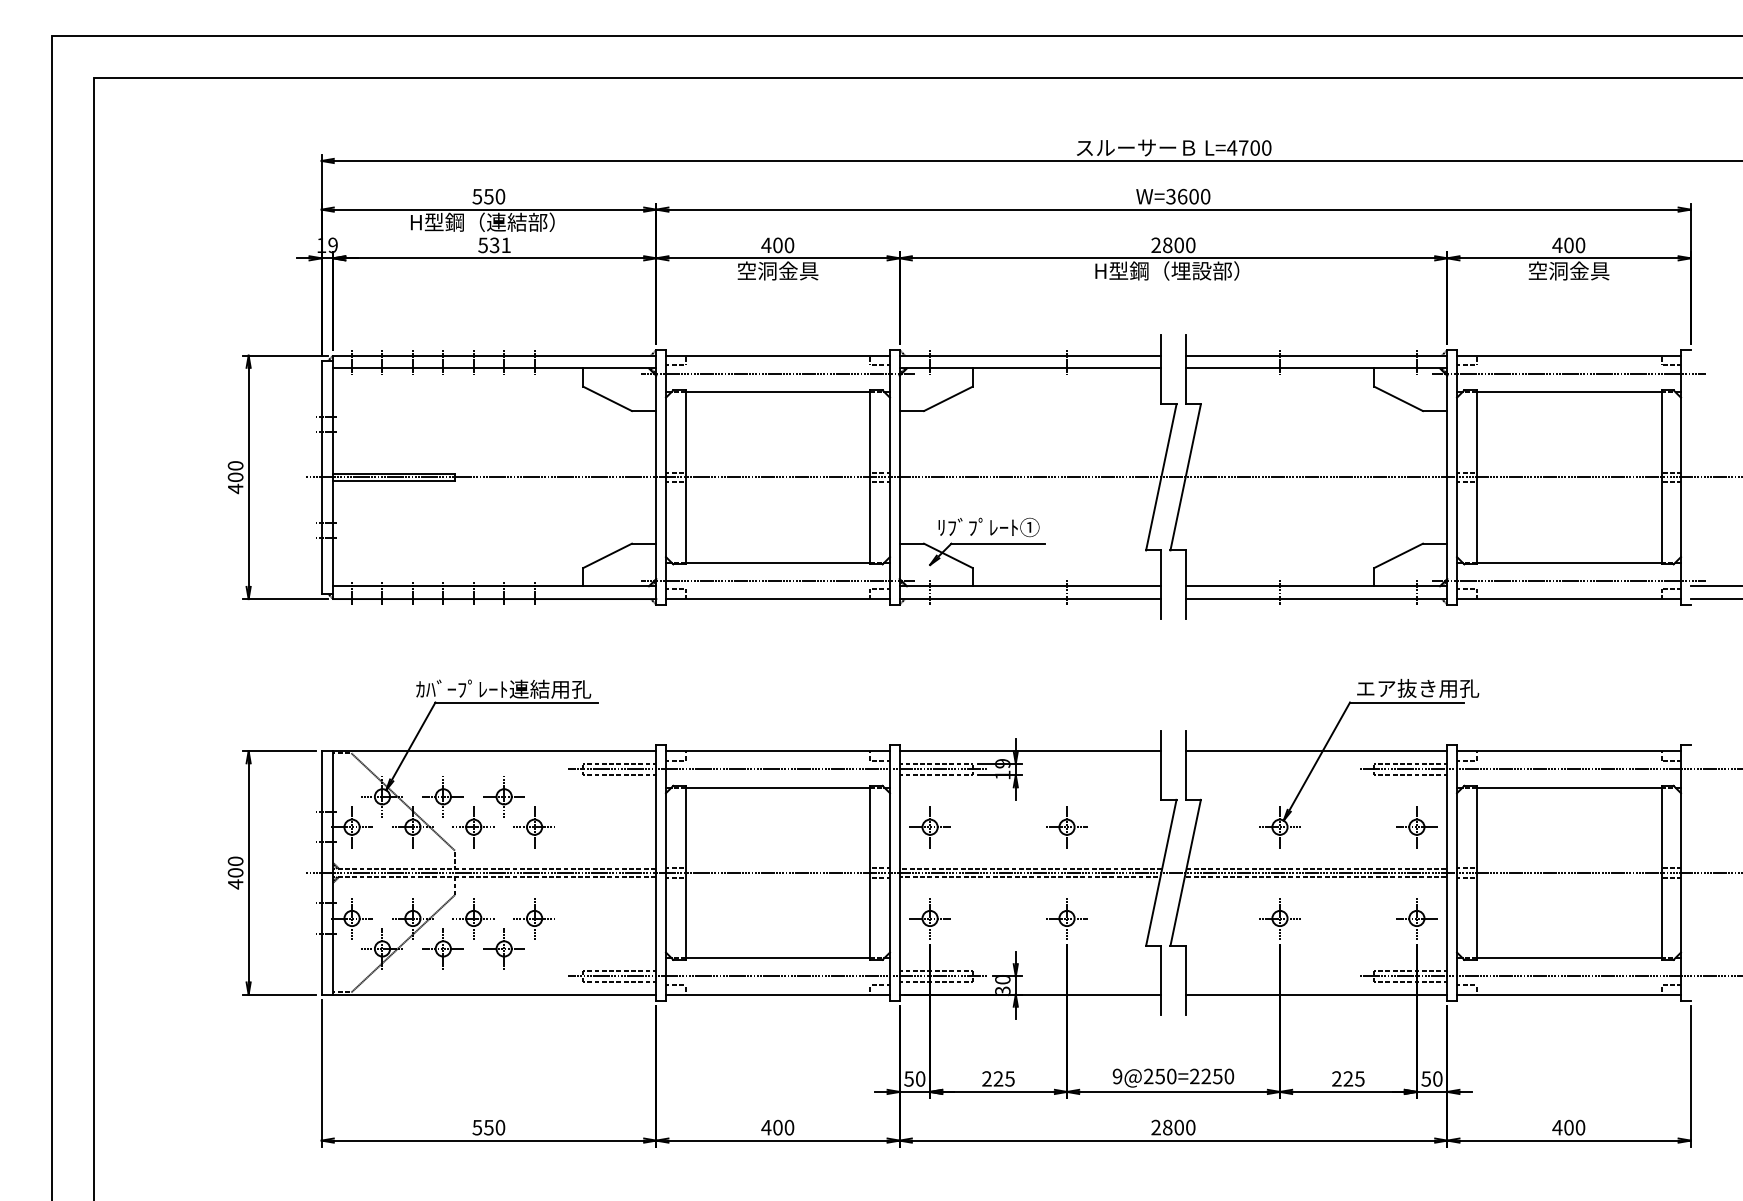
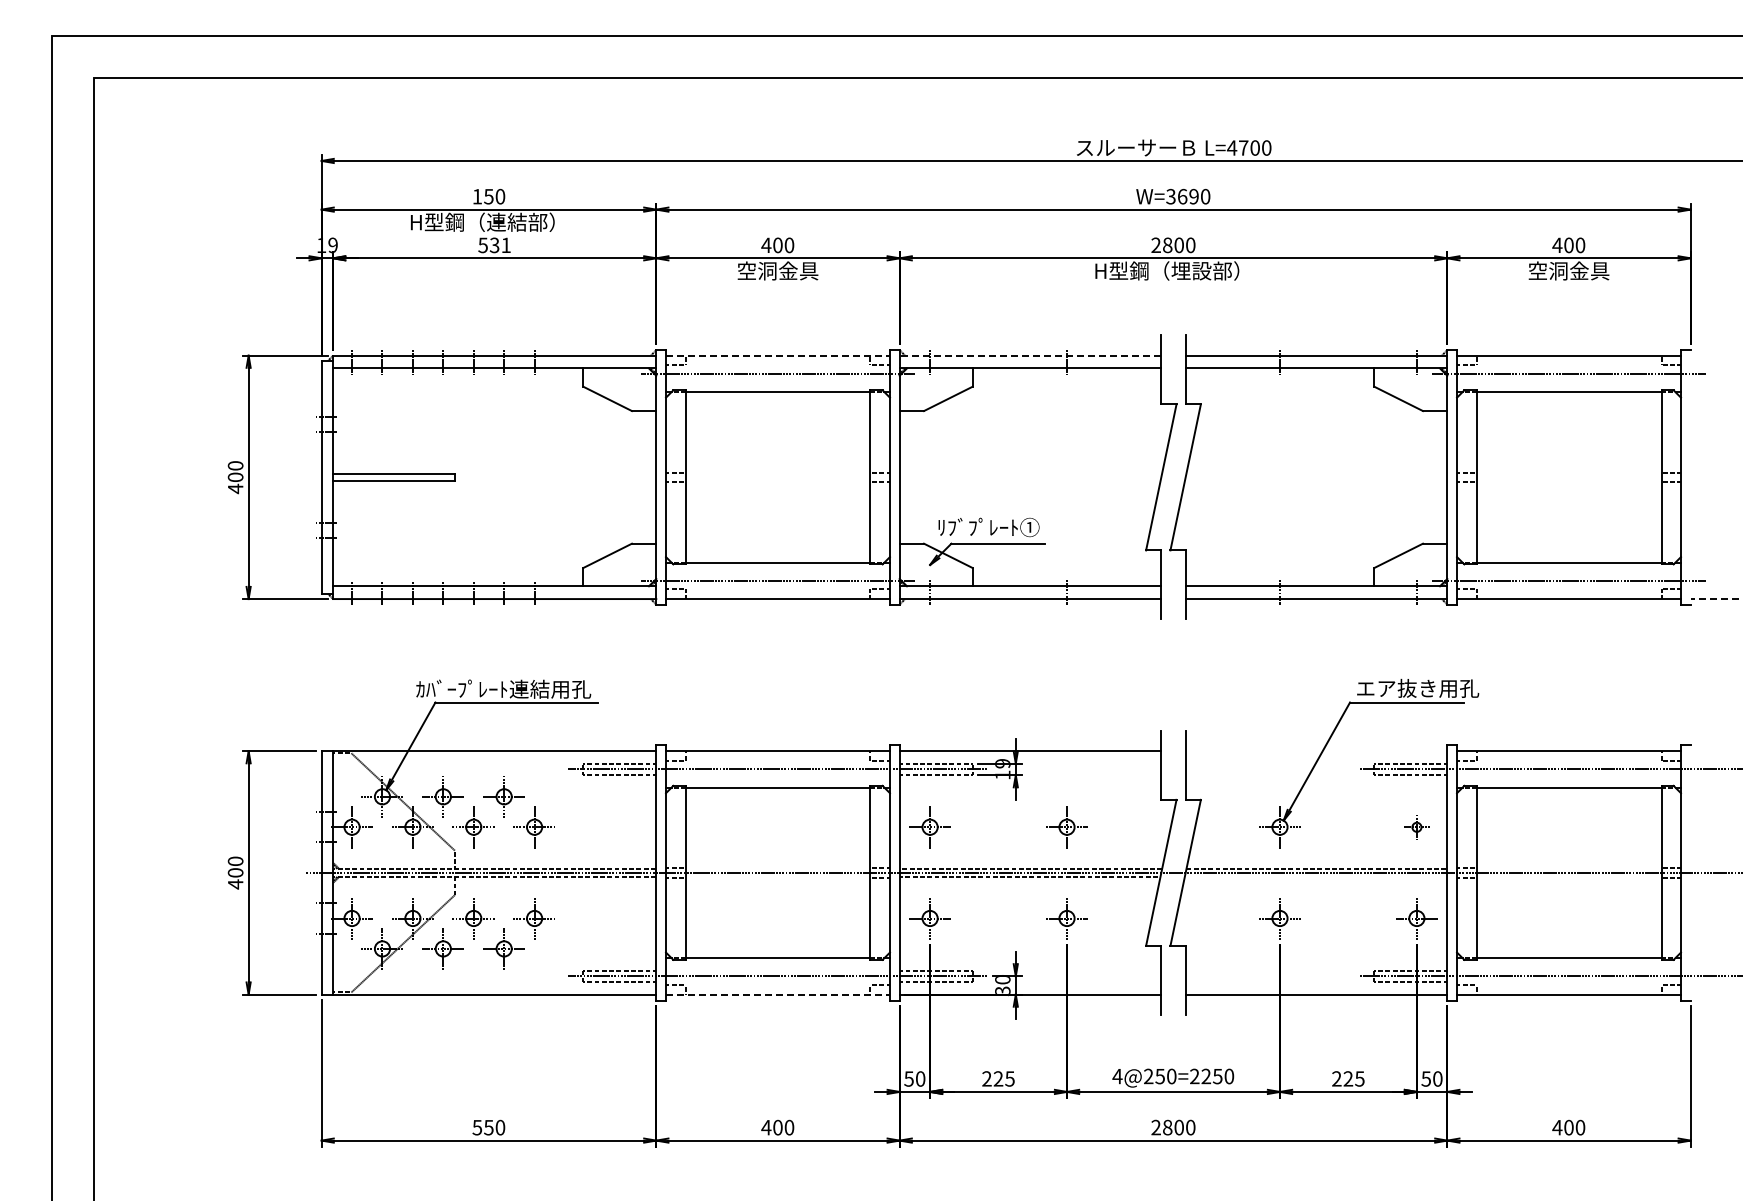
text: 550 -> 150 (477, 196)
text: W=3600 -> W=3690 (1193, 196)
line: solid -> dashed (777, 355)
line: solid -> dashed (1030, 355)
line: present -> none (1022, 477)
line: present -> none (1714, 586)
line: solid -> dashed (1716, 599)
line: present -> none (1316, 751)
part size: 42x43 px -> 26x25 px (1416, 827)
line: present -> none (1315, 876)
line: solid -> dashed (777, 994)
text: 9@250=2250 -> 4@250=2250 (1117, 1076)
